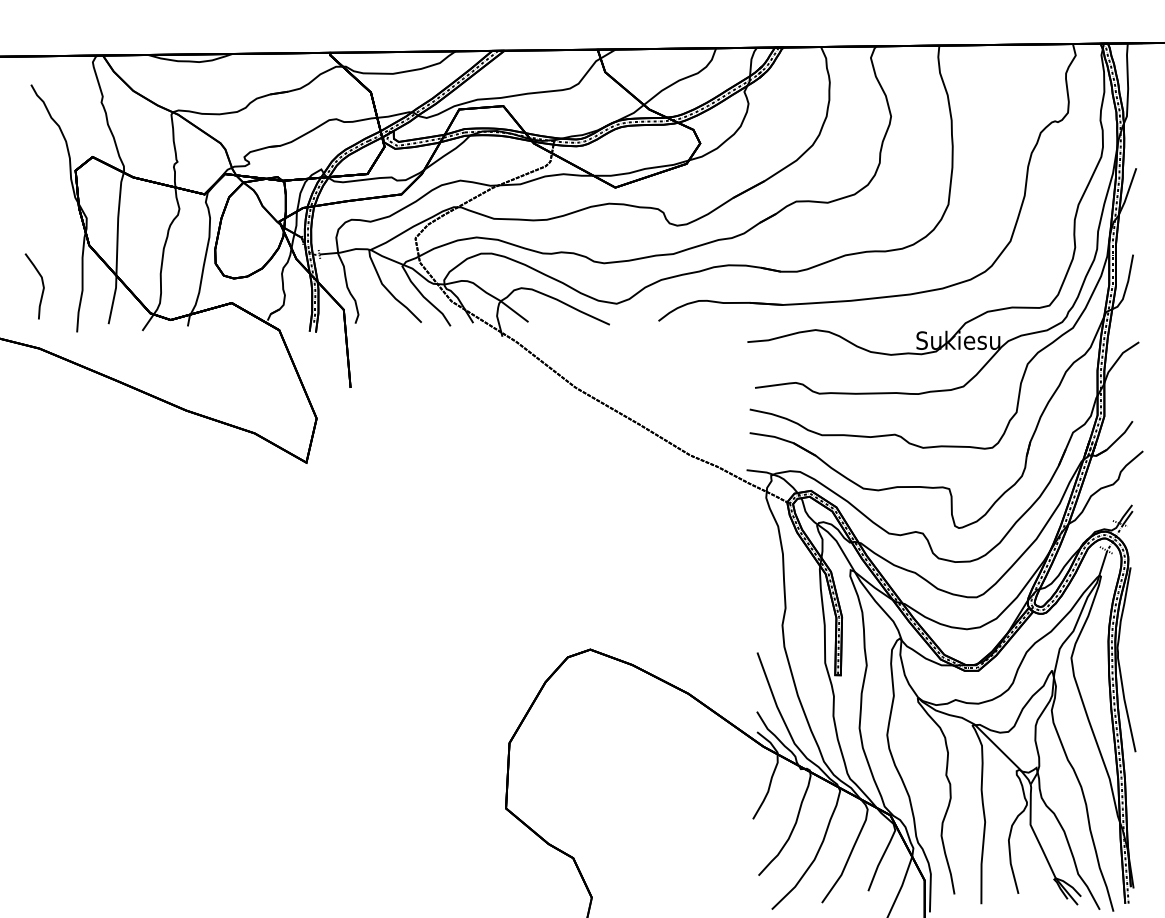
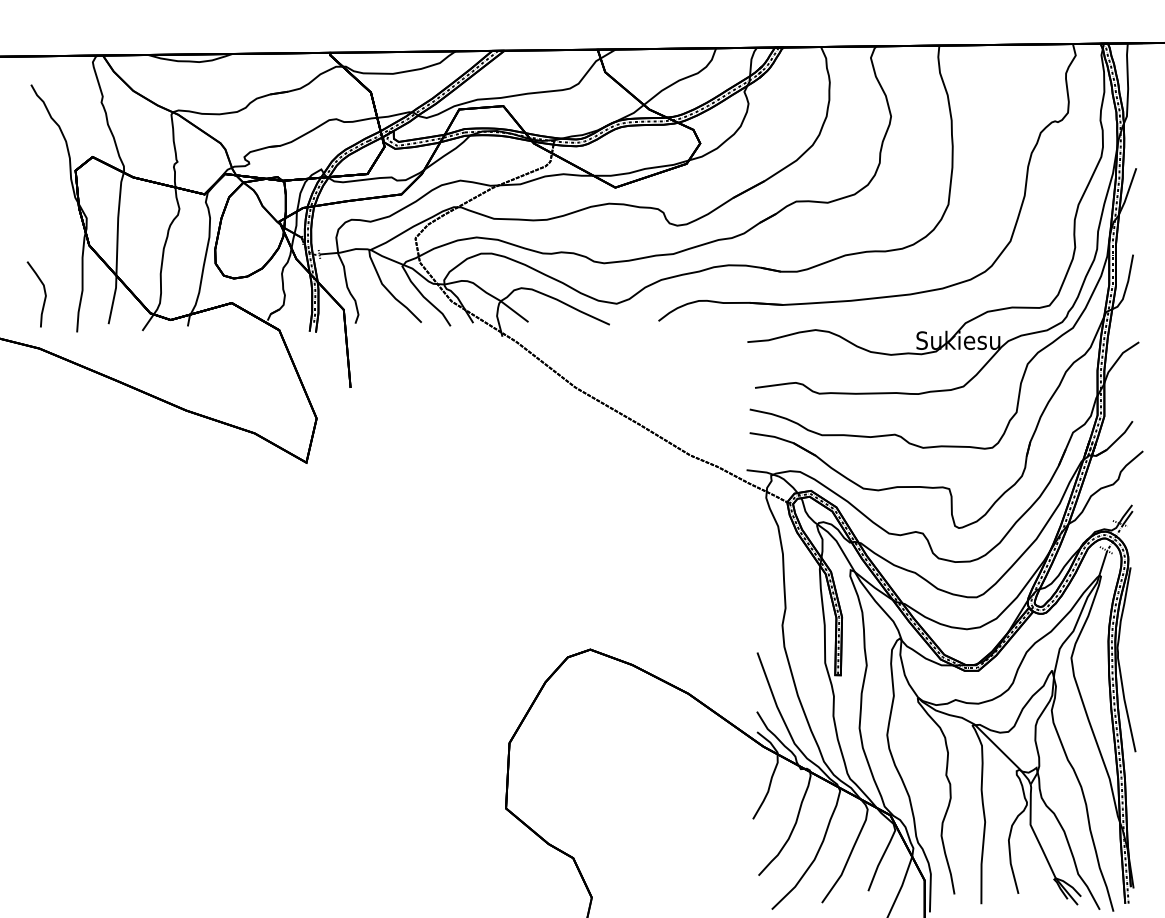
curve position: (42, 286) -> (44, 294) (44, 294)
